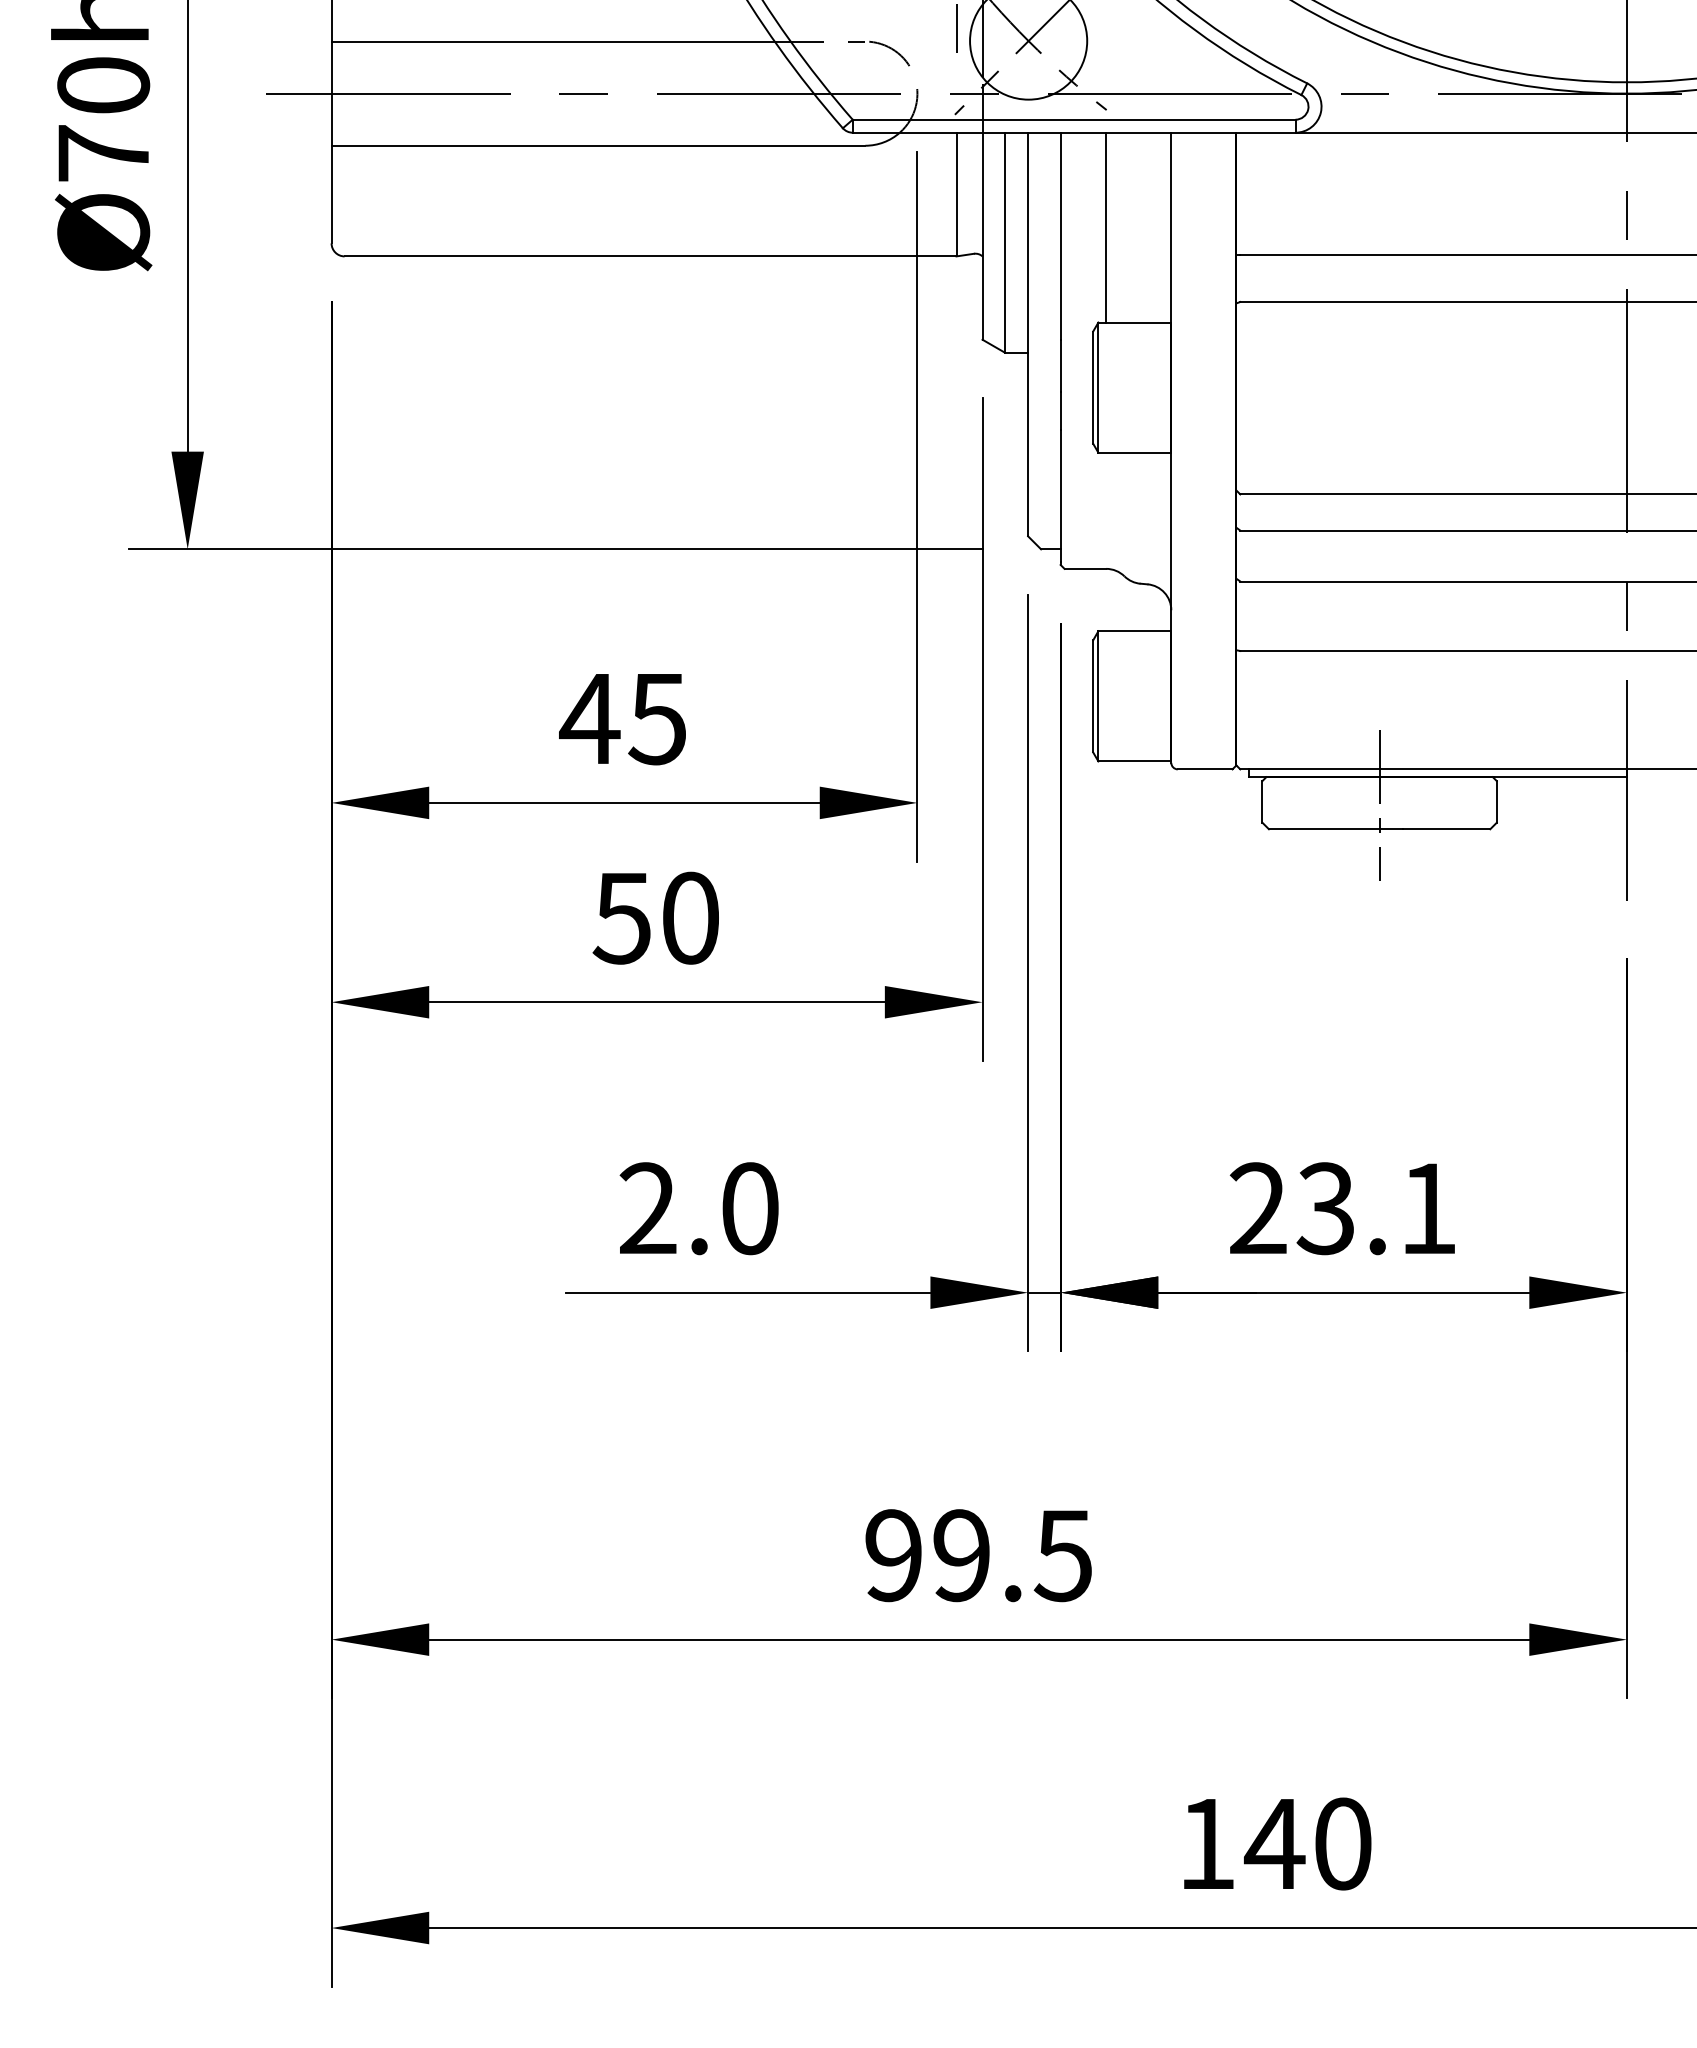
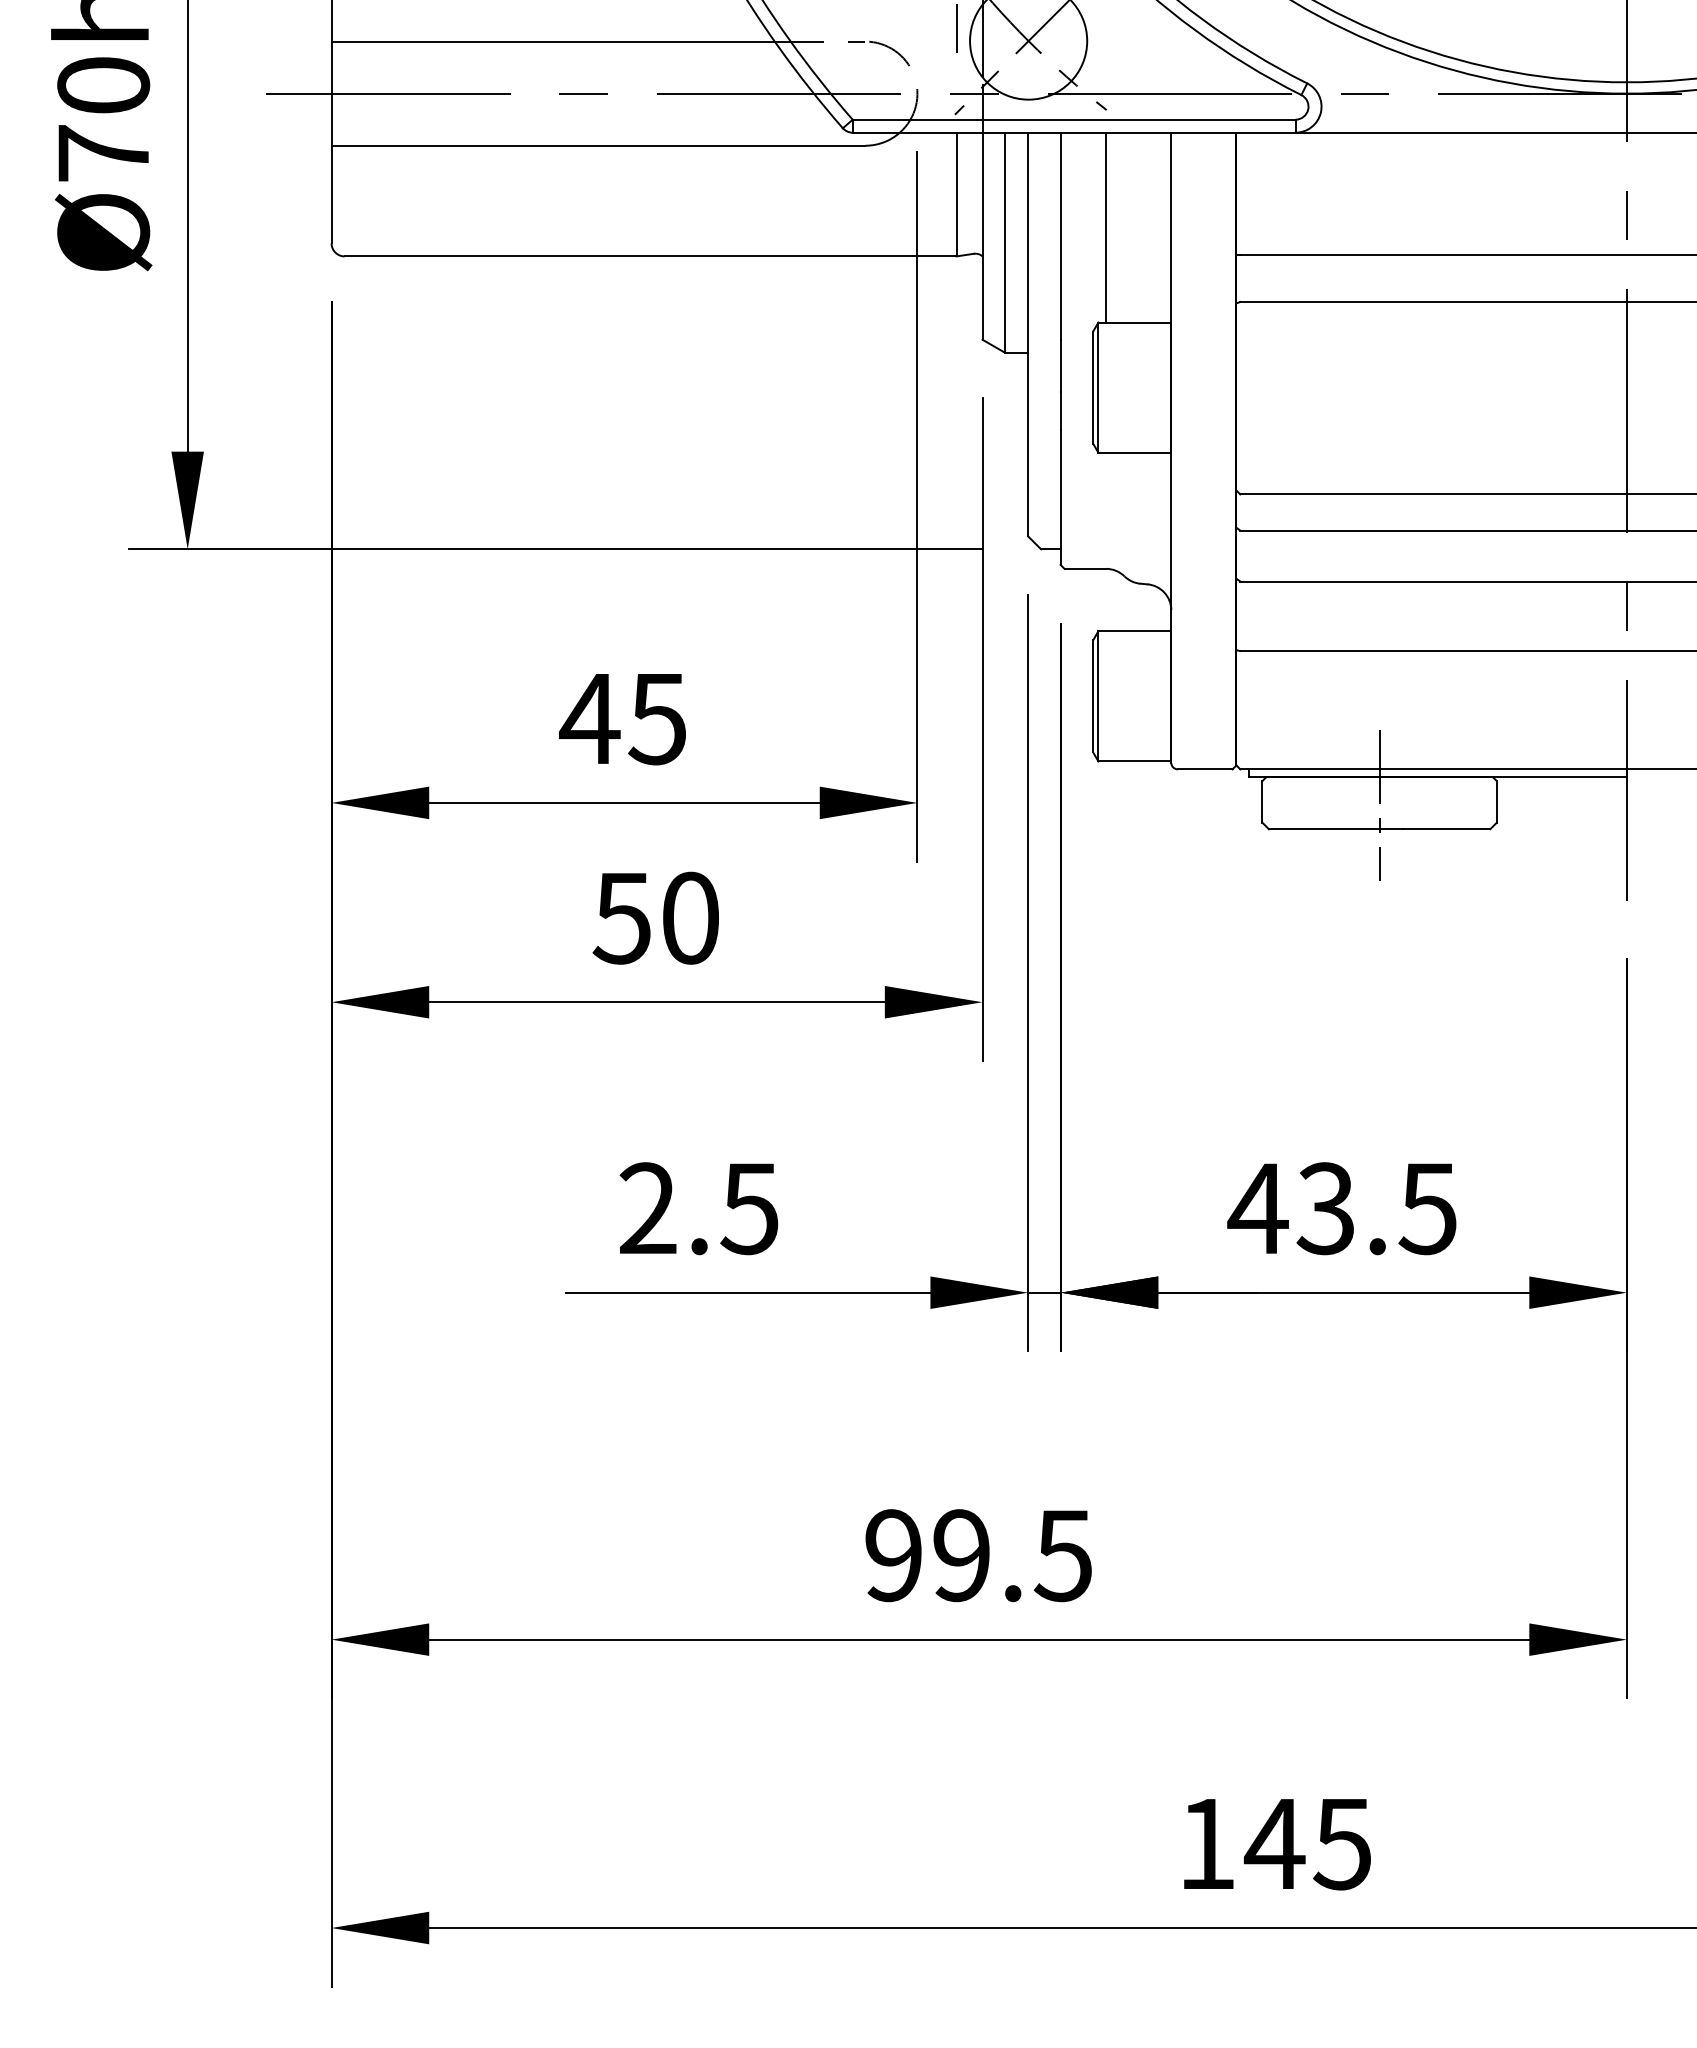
text: 2.0 -> 2.5 (749, 1208)
text: 23.1 -> 43.5 (1341, 1208)
text: 140 -> 145 (1342, 1843)
